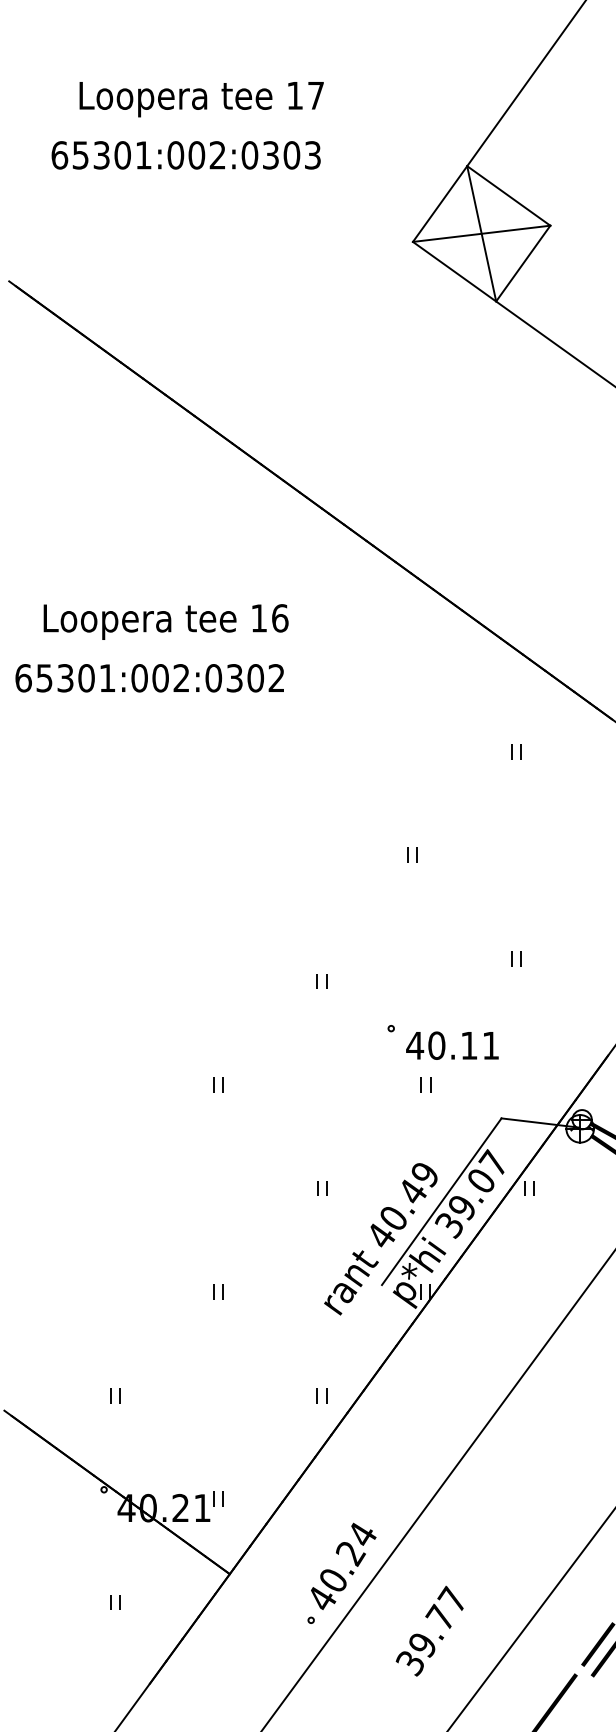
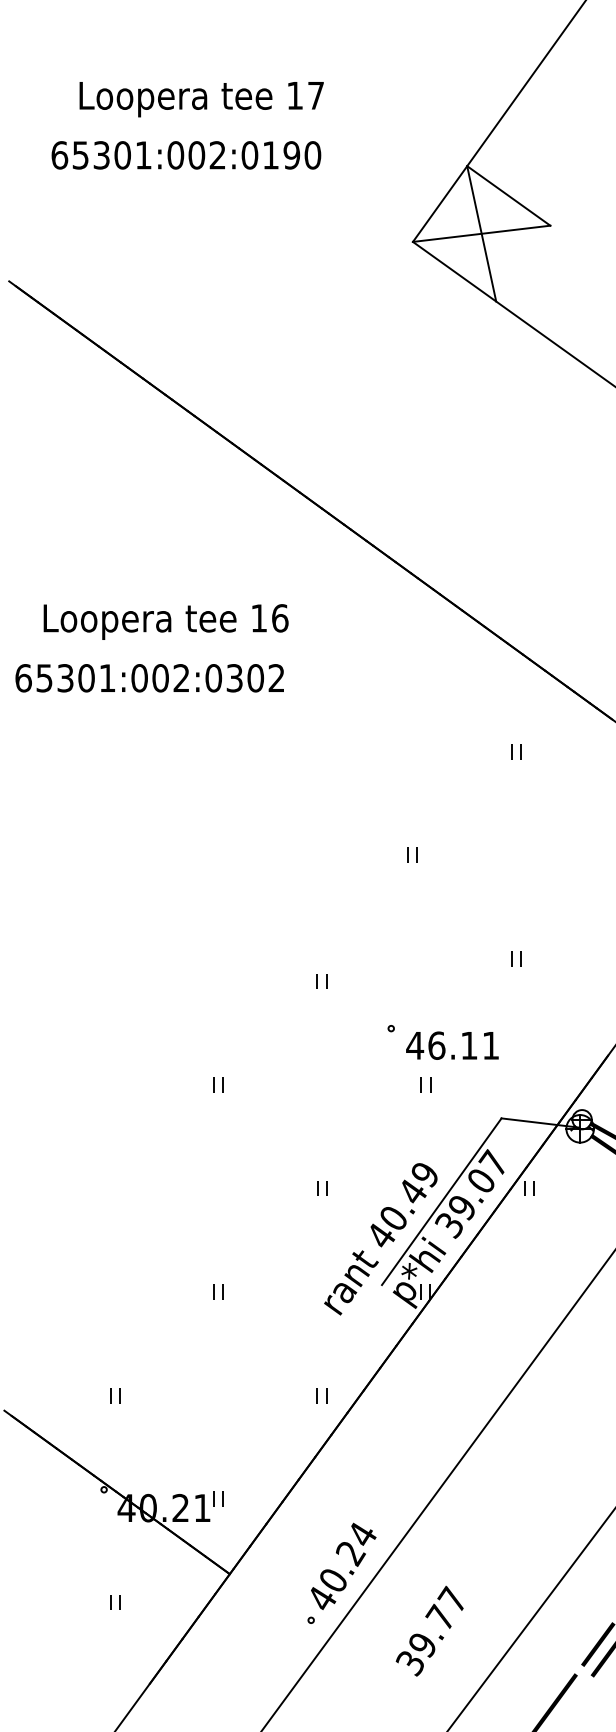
text: 65301:002:0303 -> 65301:002:0190 (292, 155)
line: present -> none (523, 263)
text: 40.11 -> 46.11 (436, 1045)
